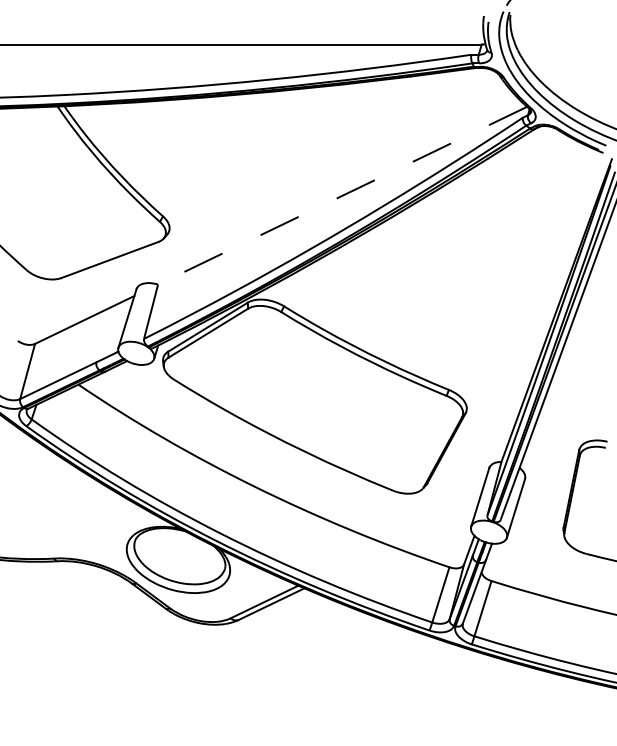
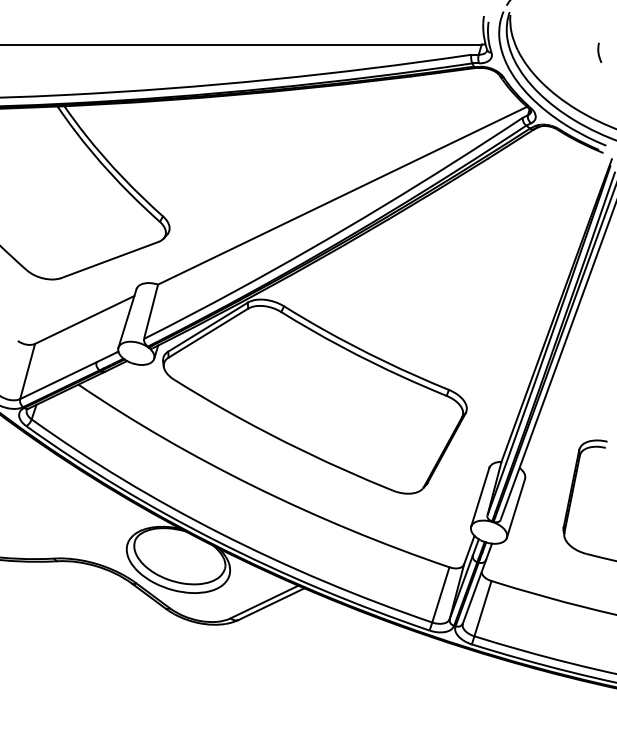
curve: none -> present (599, 52)
line: dashed -> solid (342, 195)
